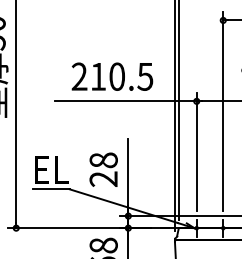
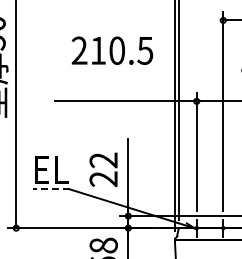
text position: (112, 76) -> (112, 50) (112, 50)
text: 28 -> 22 (103, 160)
line: solid -> dashed (50, 189)
